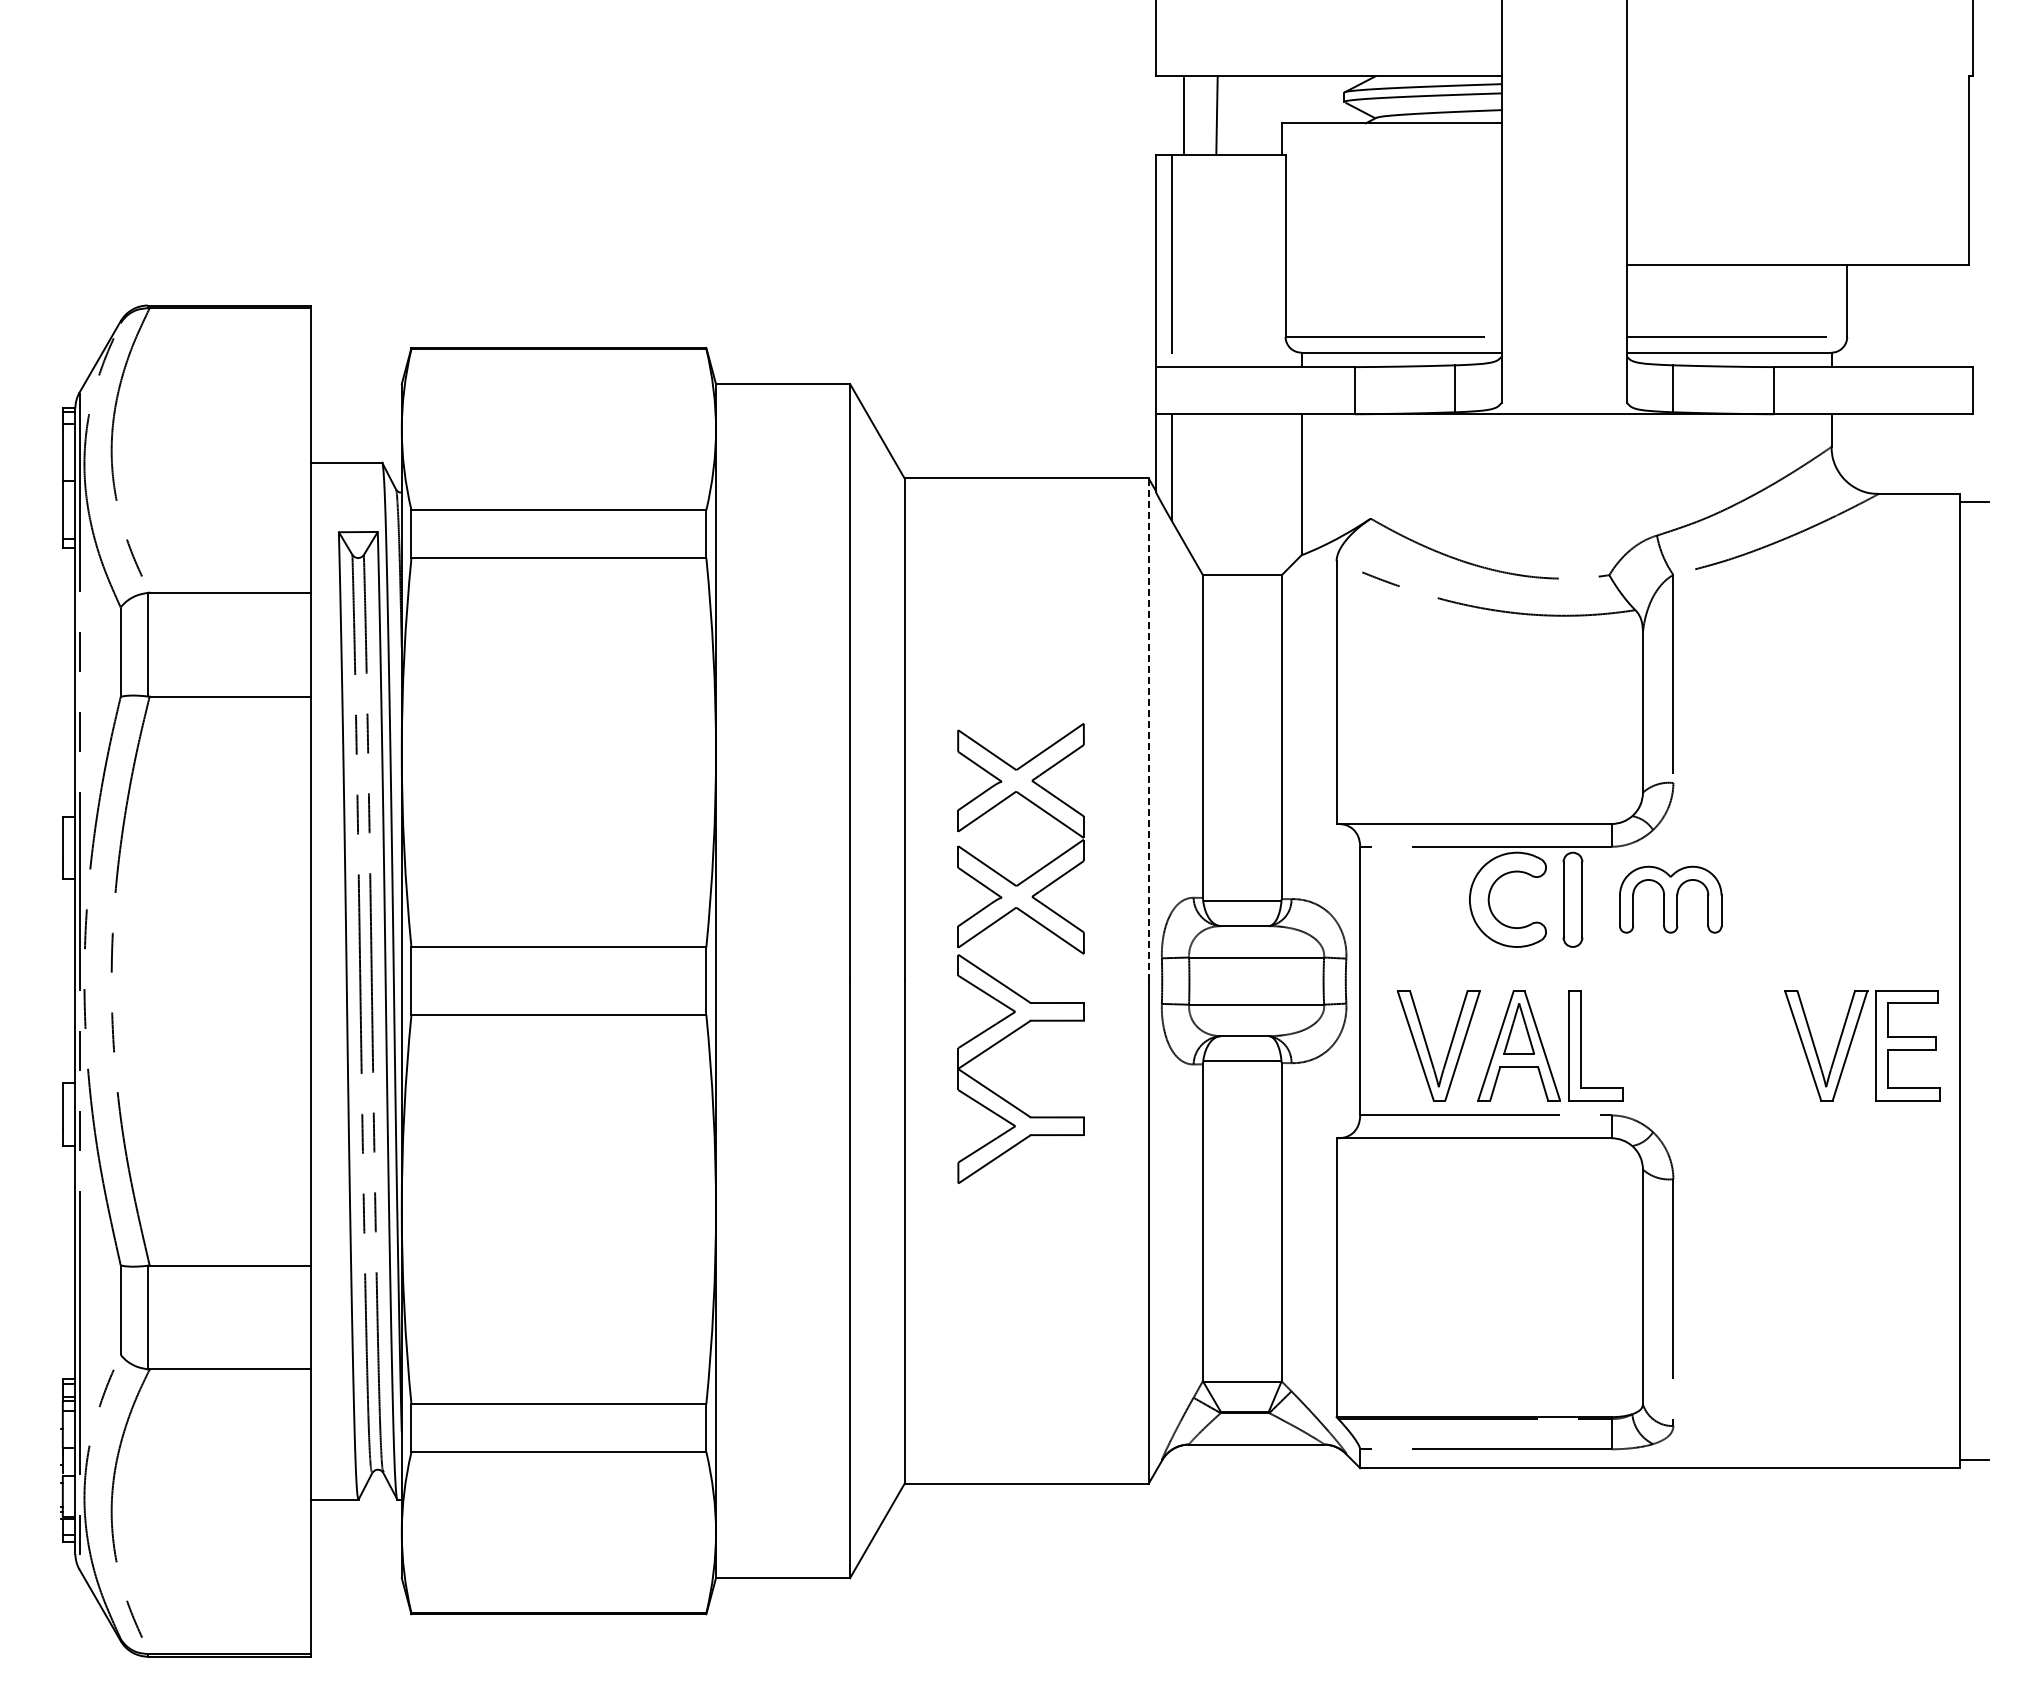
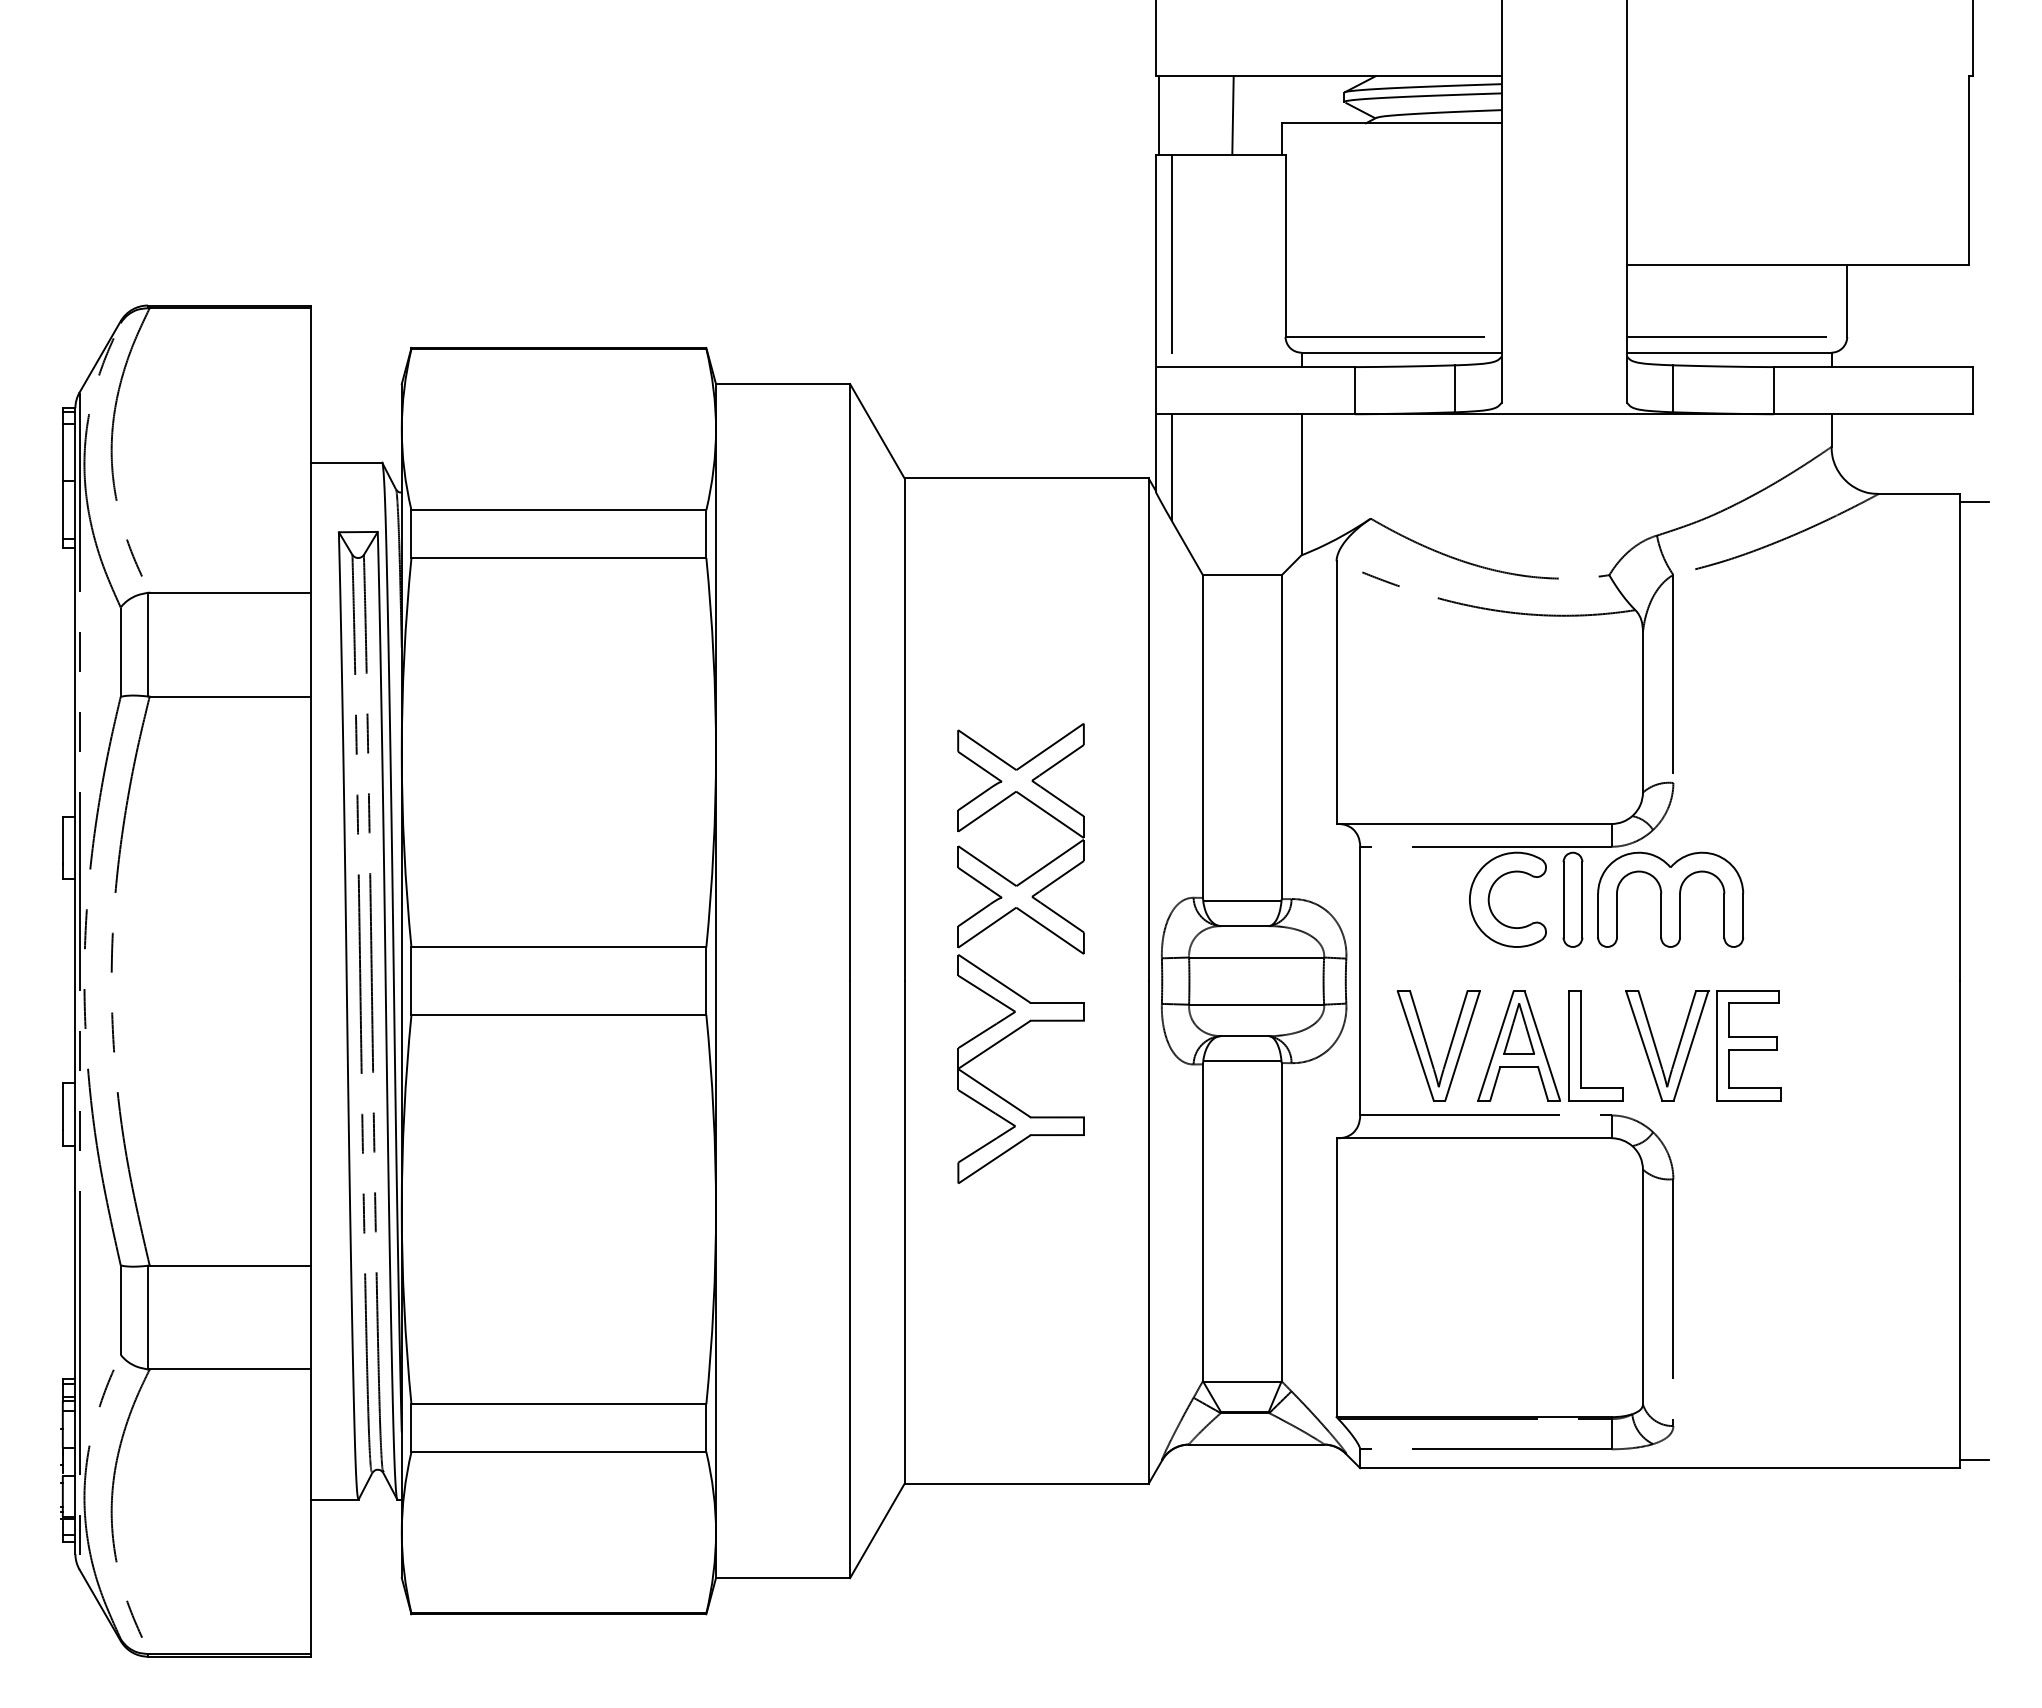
line position: (1184, 115) -> (1159, 115) (1159, 115)
line position: (1216, 115) -> (1232, 115) (1232, 115)
line: dashed -> solid (1148, 729)
part size: 104x69 px -> 148x97 px (1670, 899)
part position: (1852, 1042) -> (1693, 1042) (1693, 1042)
